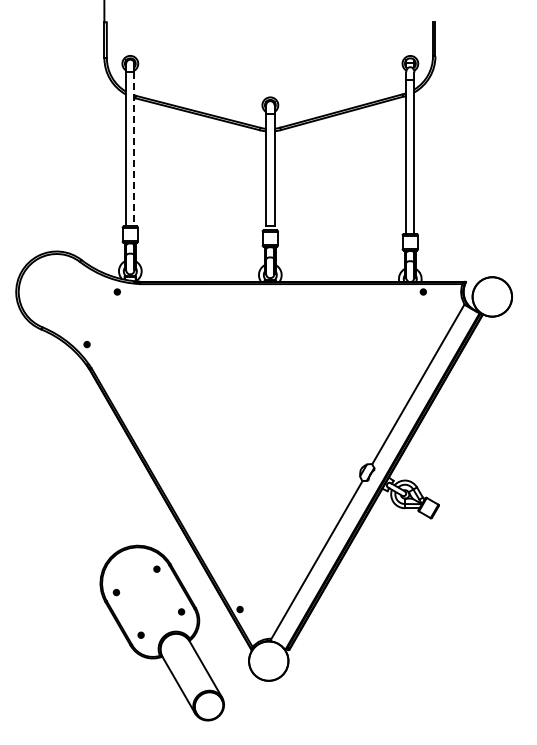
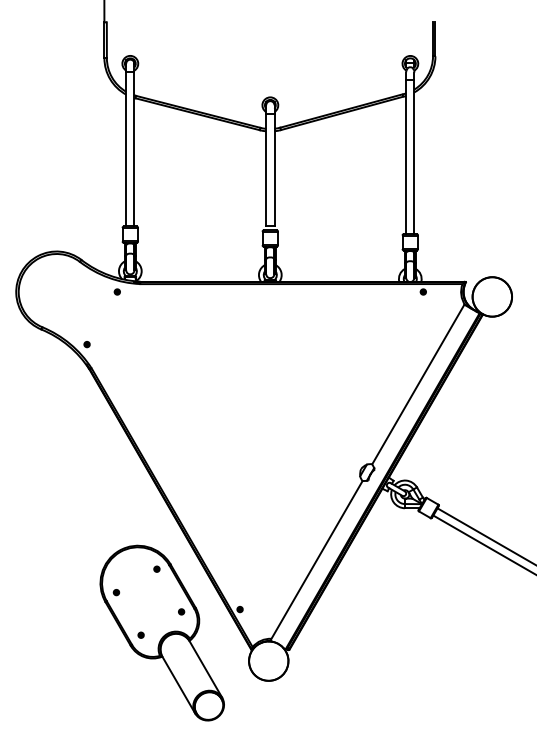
line: dashed -> solid (134, 149)
line: none -> present (485, 535)
line: none -> present (483, 544)
